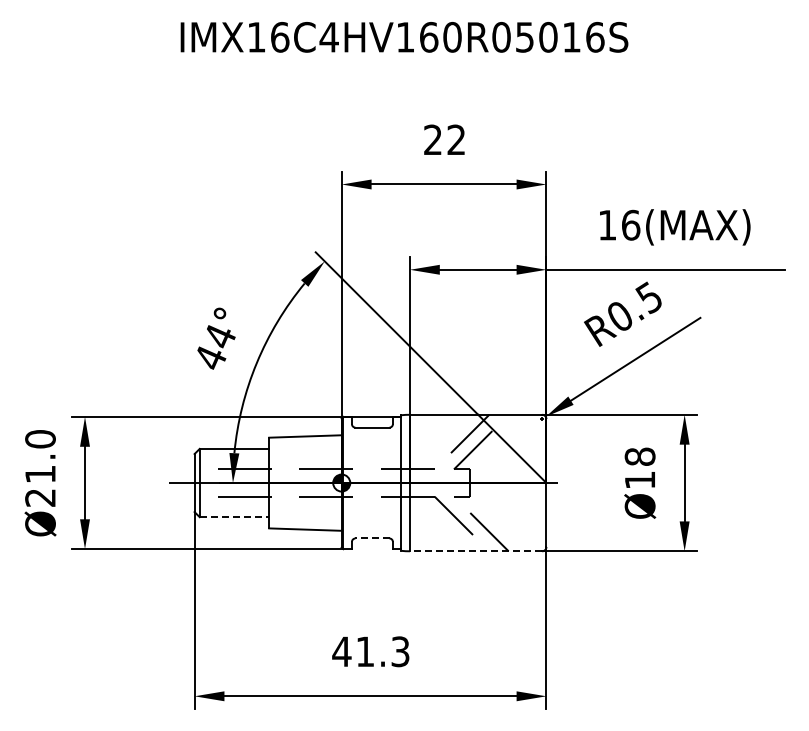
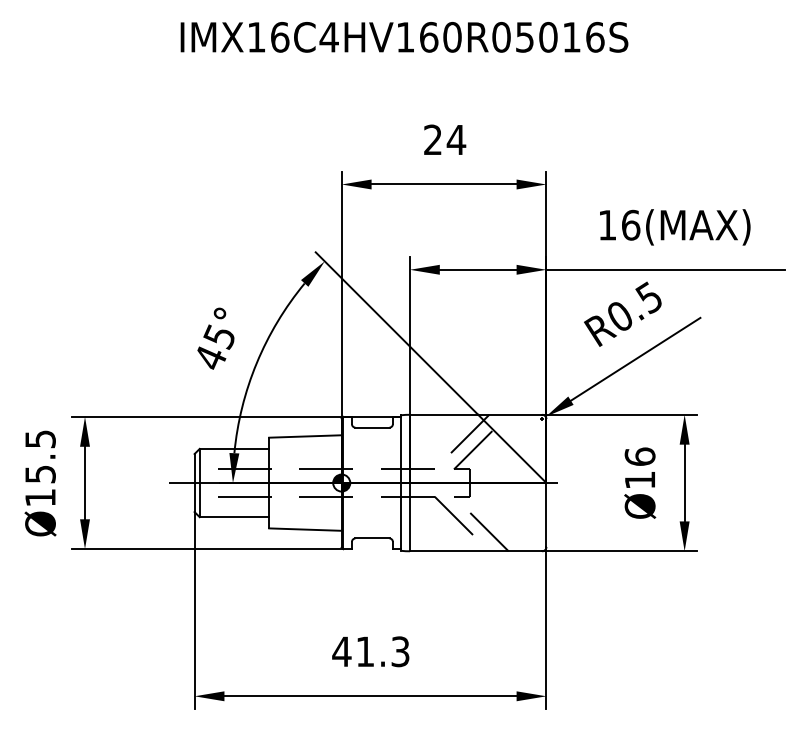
text: 22 -> 24 (456, 139)
text: 44° -> 45° (219, 336)
text: Ø18 -> Ø16 (639, 456)
text: Ø21.0 -> Ø15.5 (40, 468)
line: dashed -> solid (234, 517)
line: dashed -> solid (371, 538)
line: dashed -> solid (475, 551)
